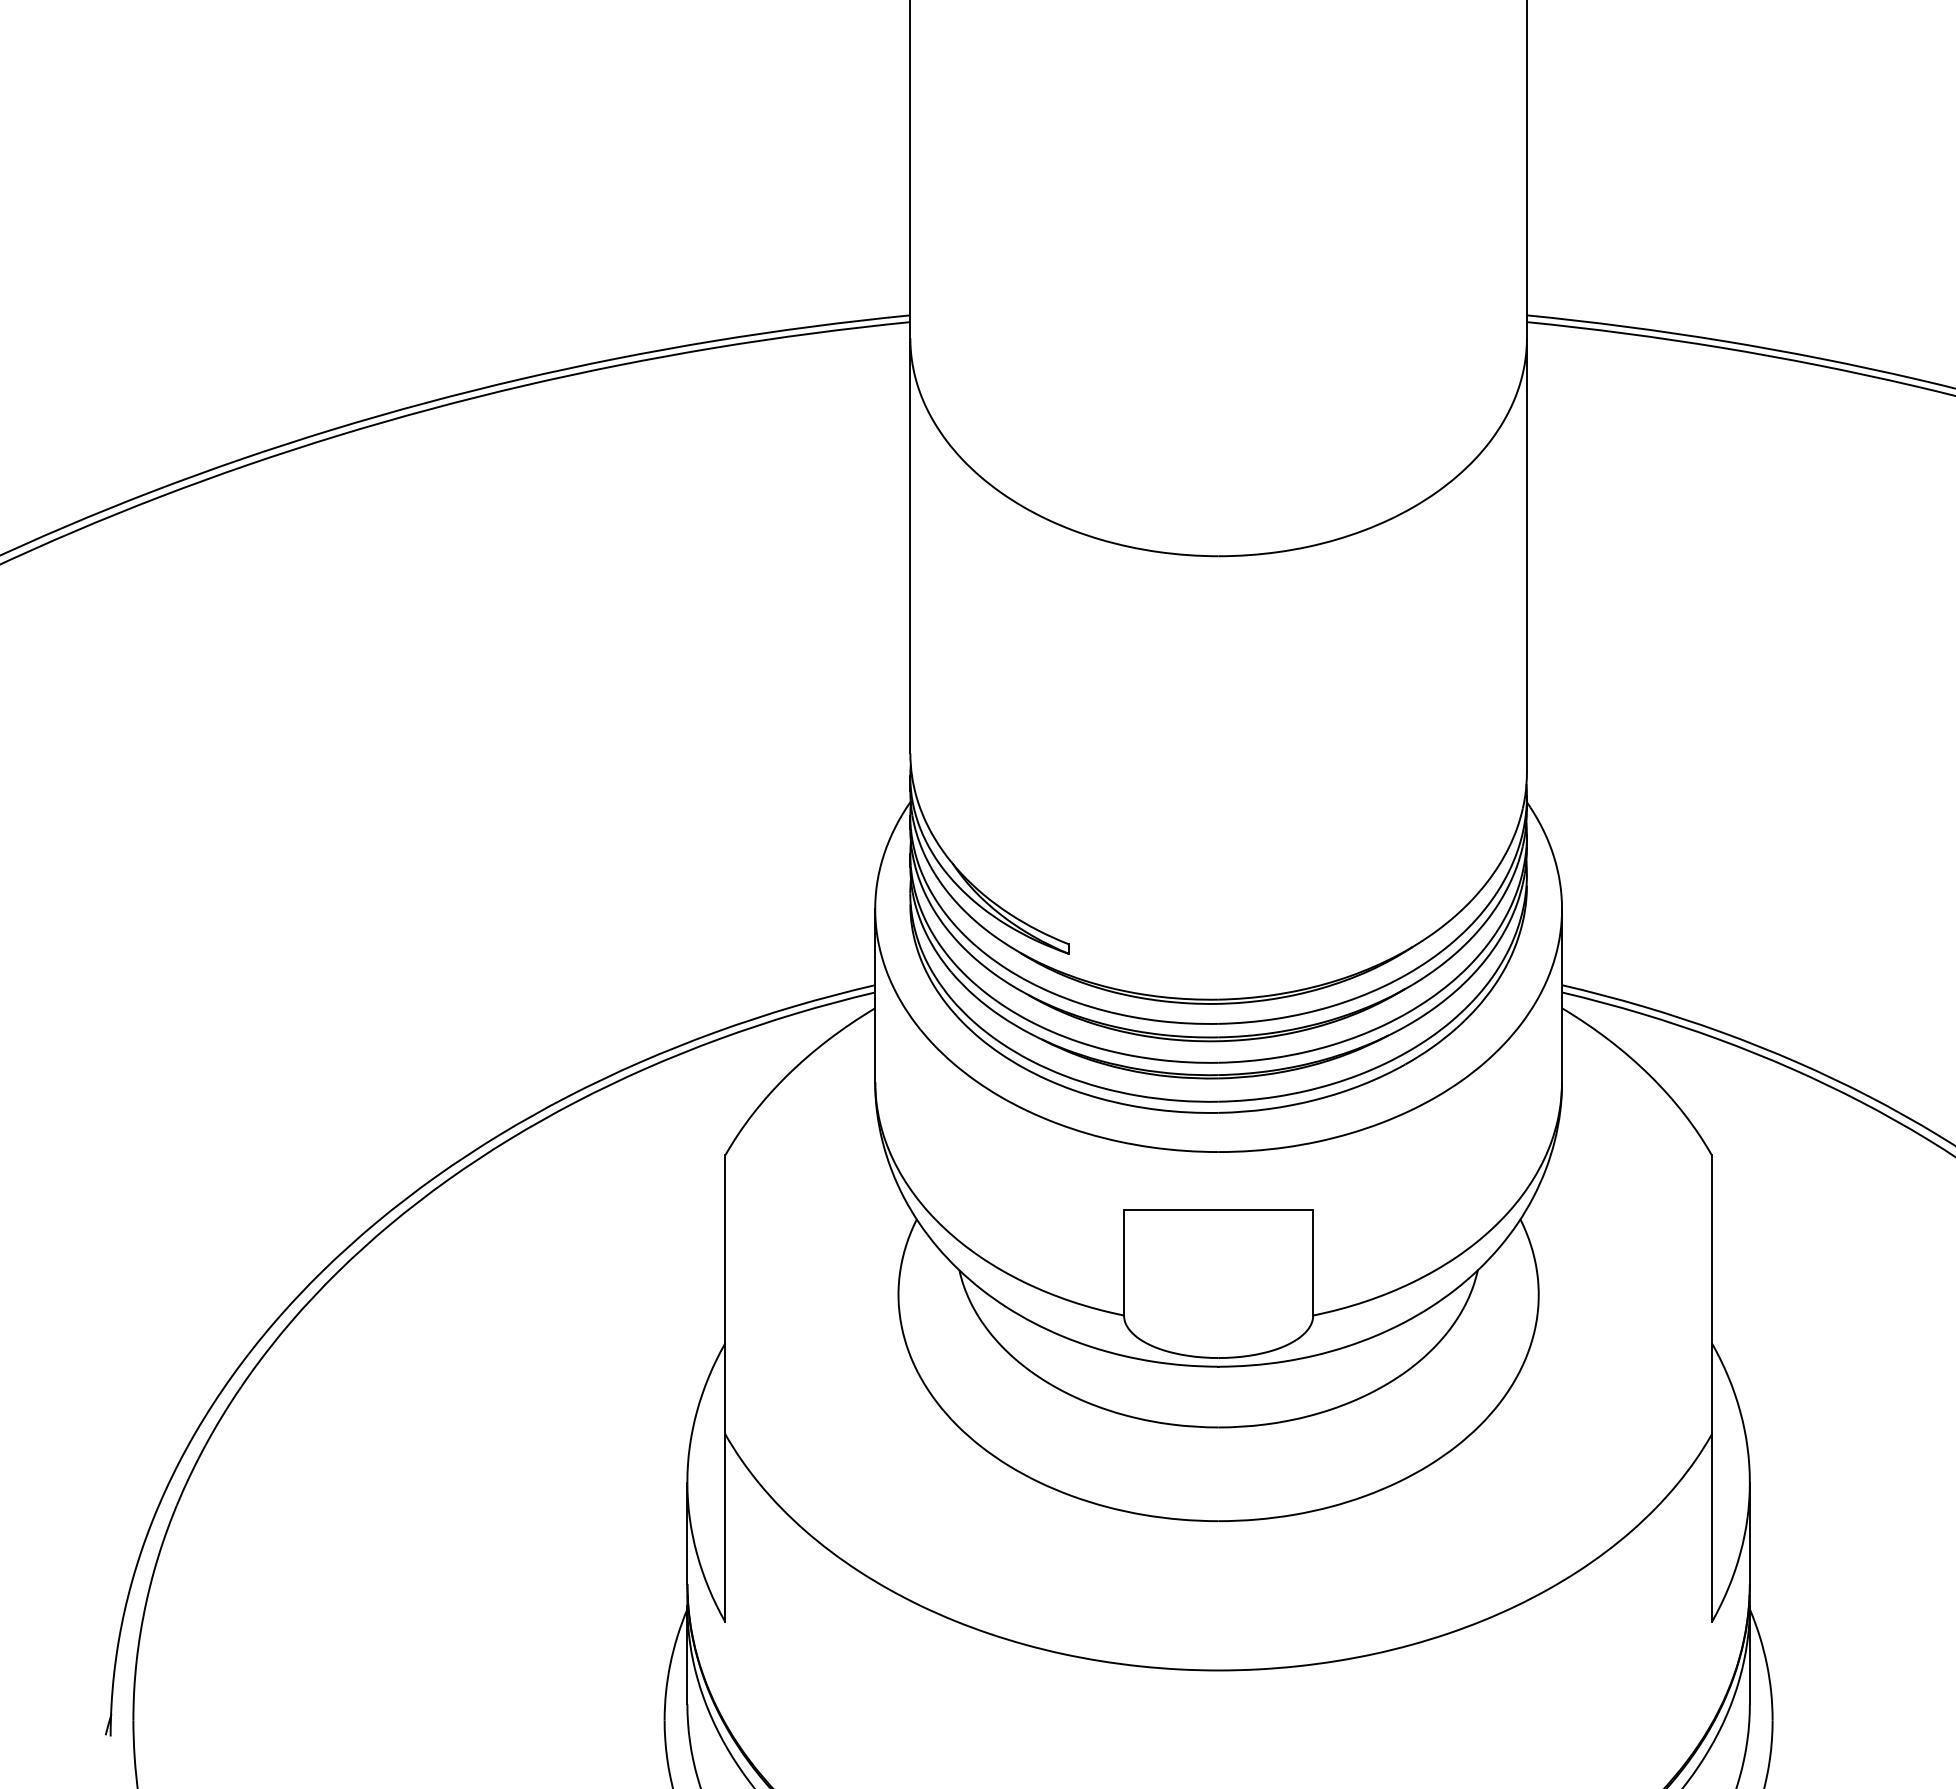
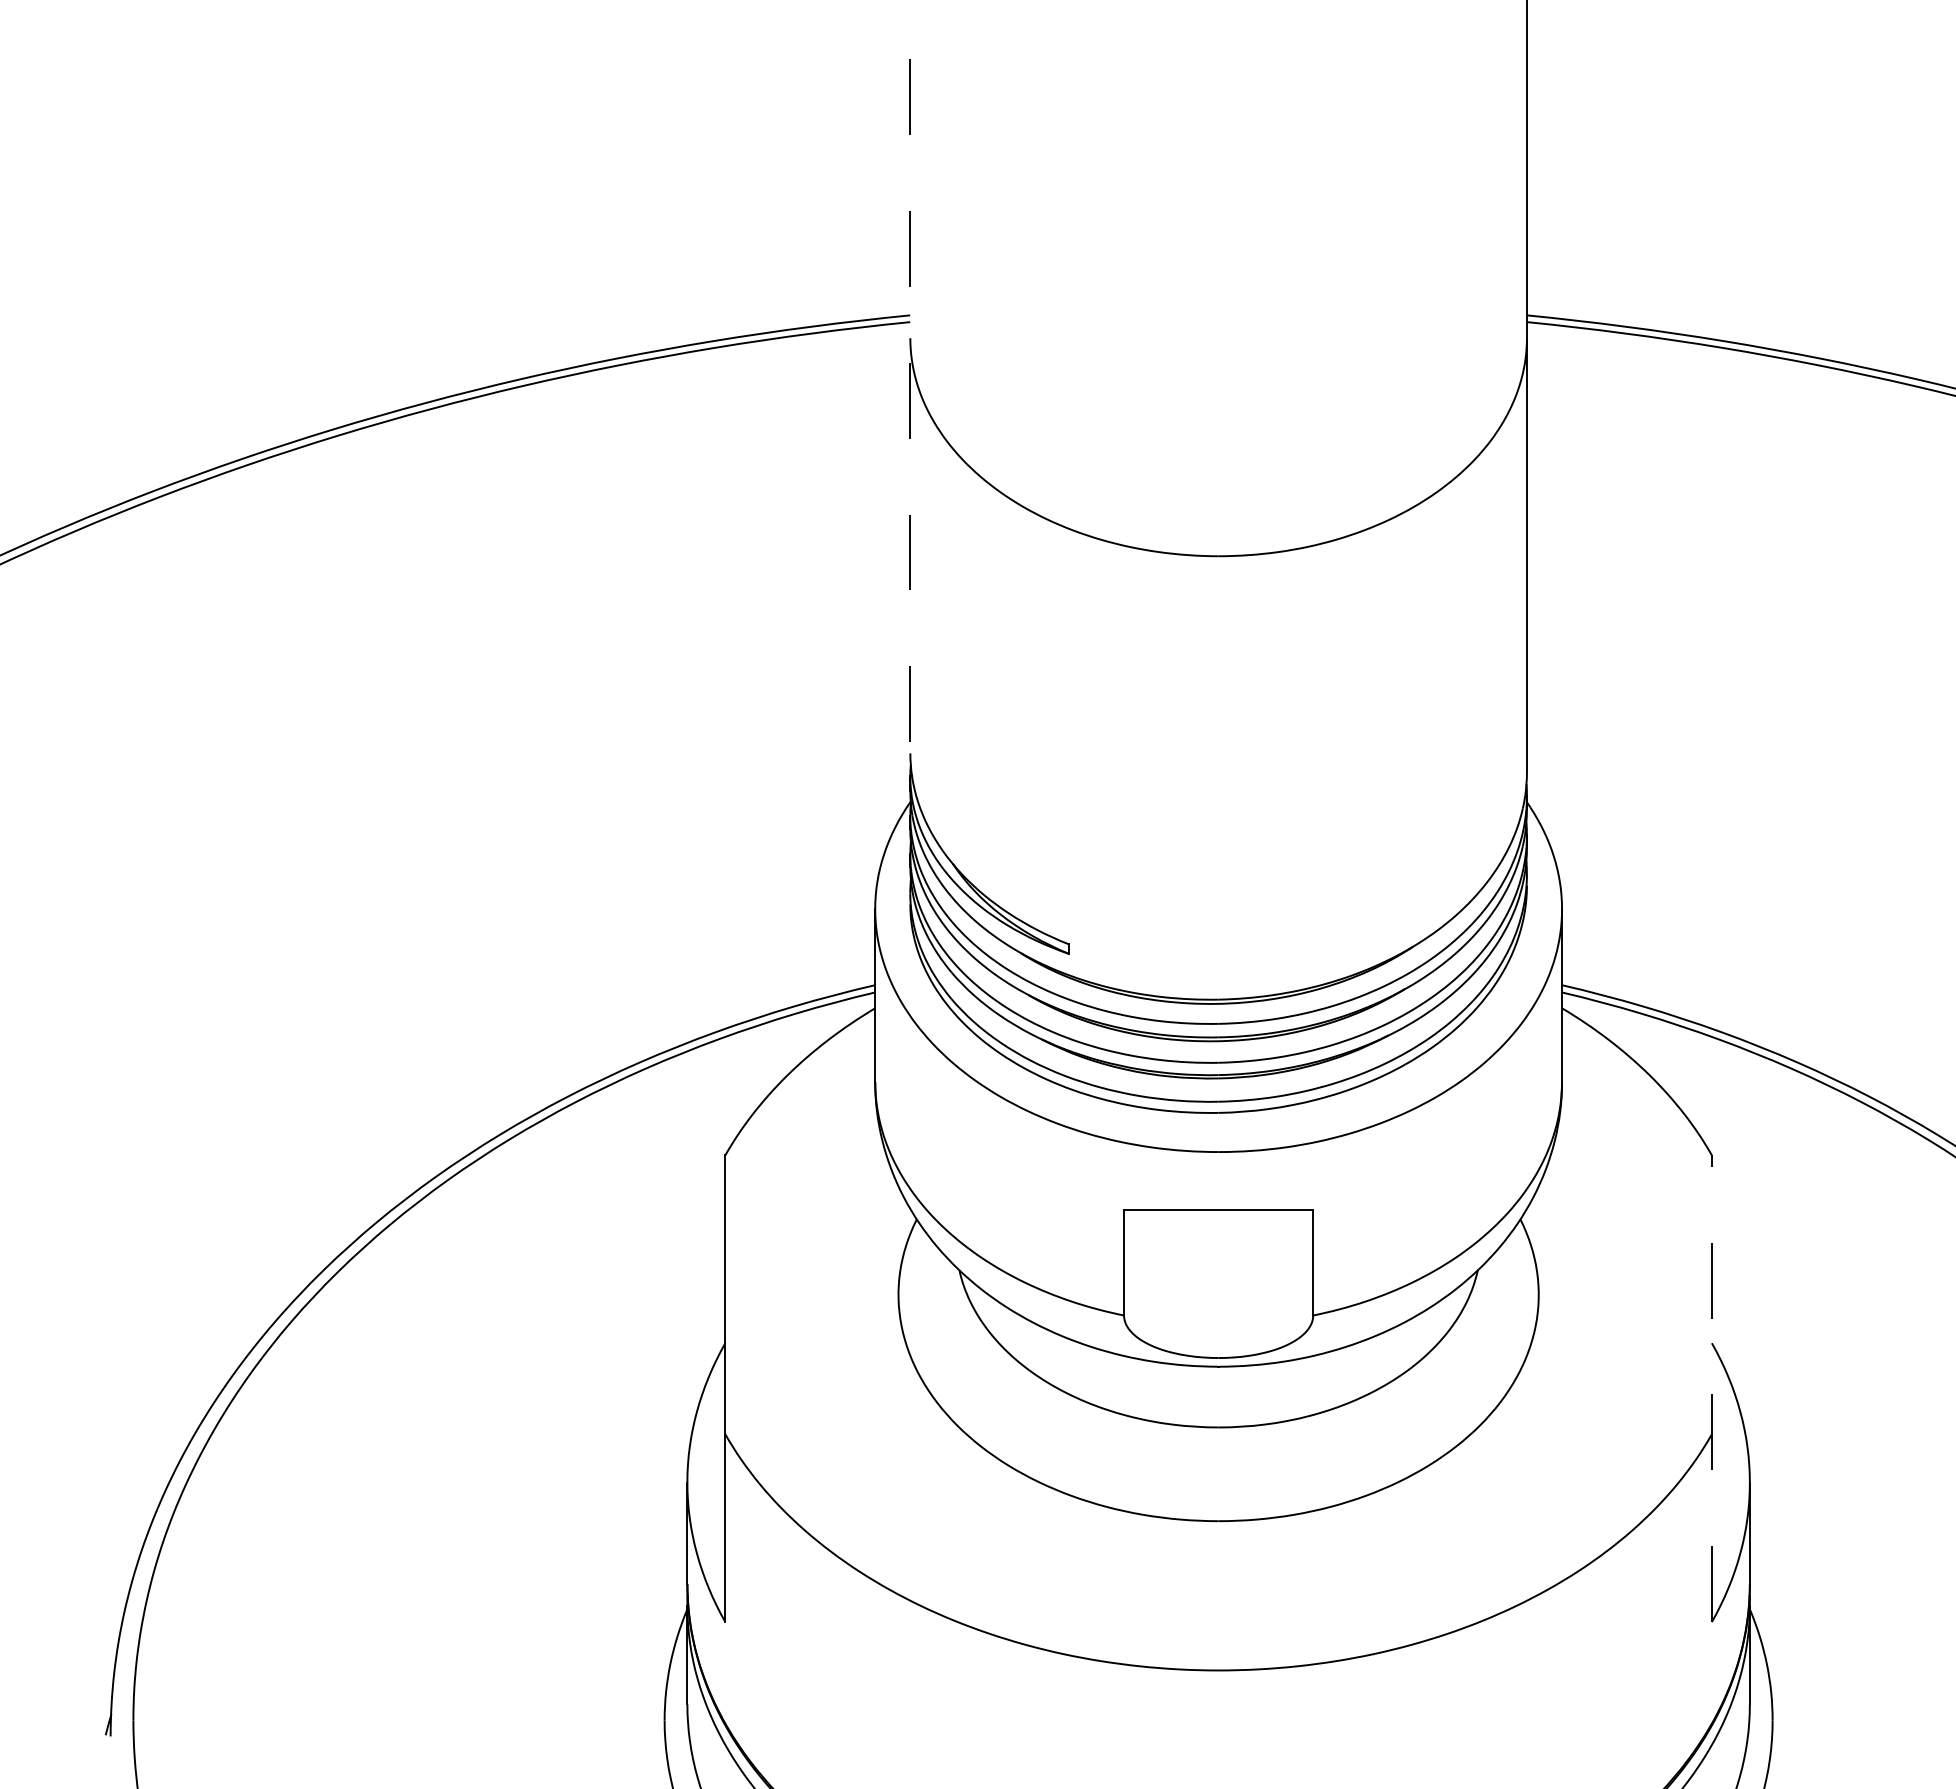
line: solid -> dashed (910, 377)
line: solid -> dashed (1711, 1388)
